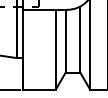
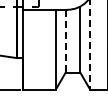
line: solid -> dashed (65, 41)
line: solid -> dashed (90, 45)
